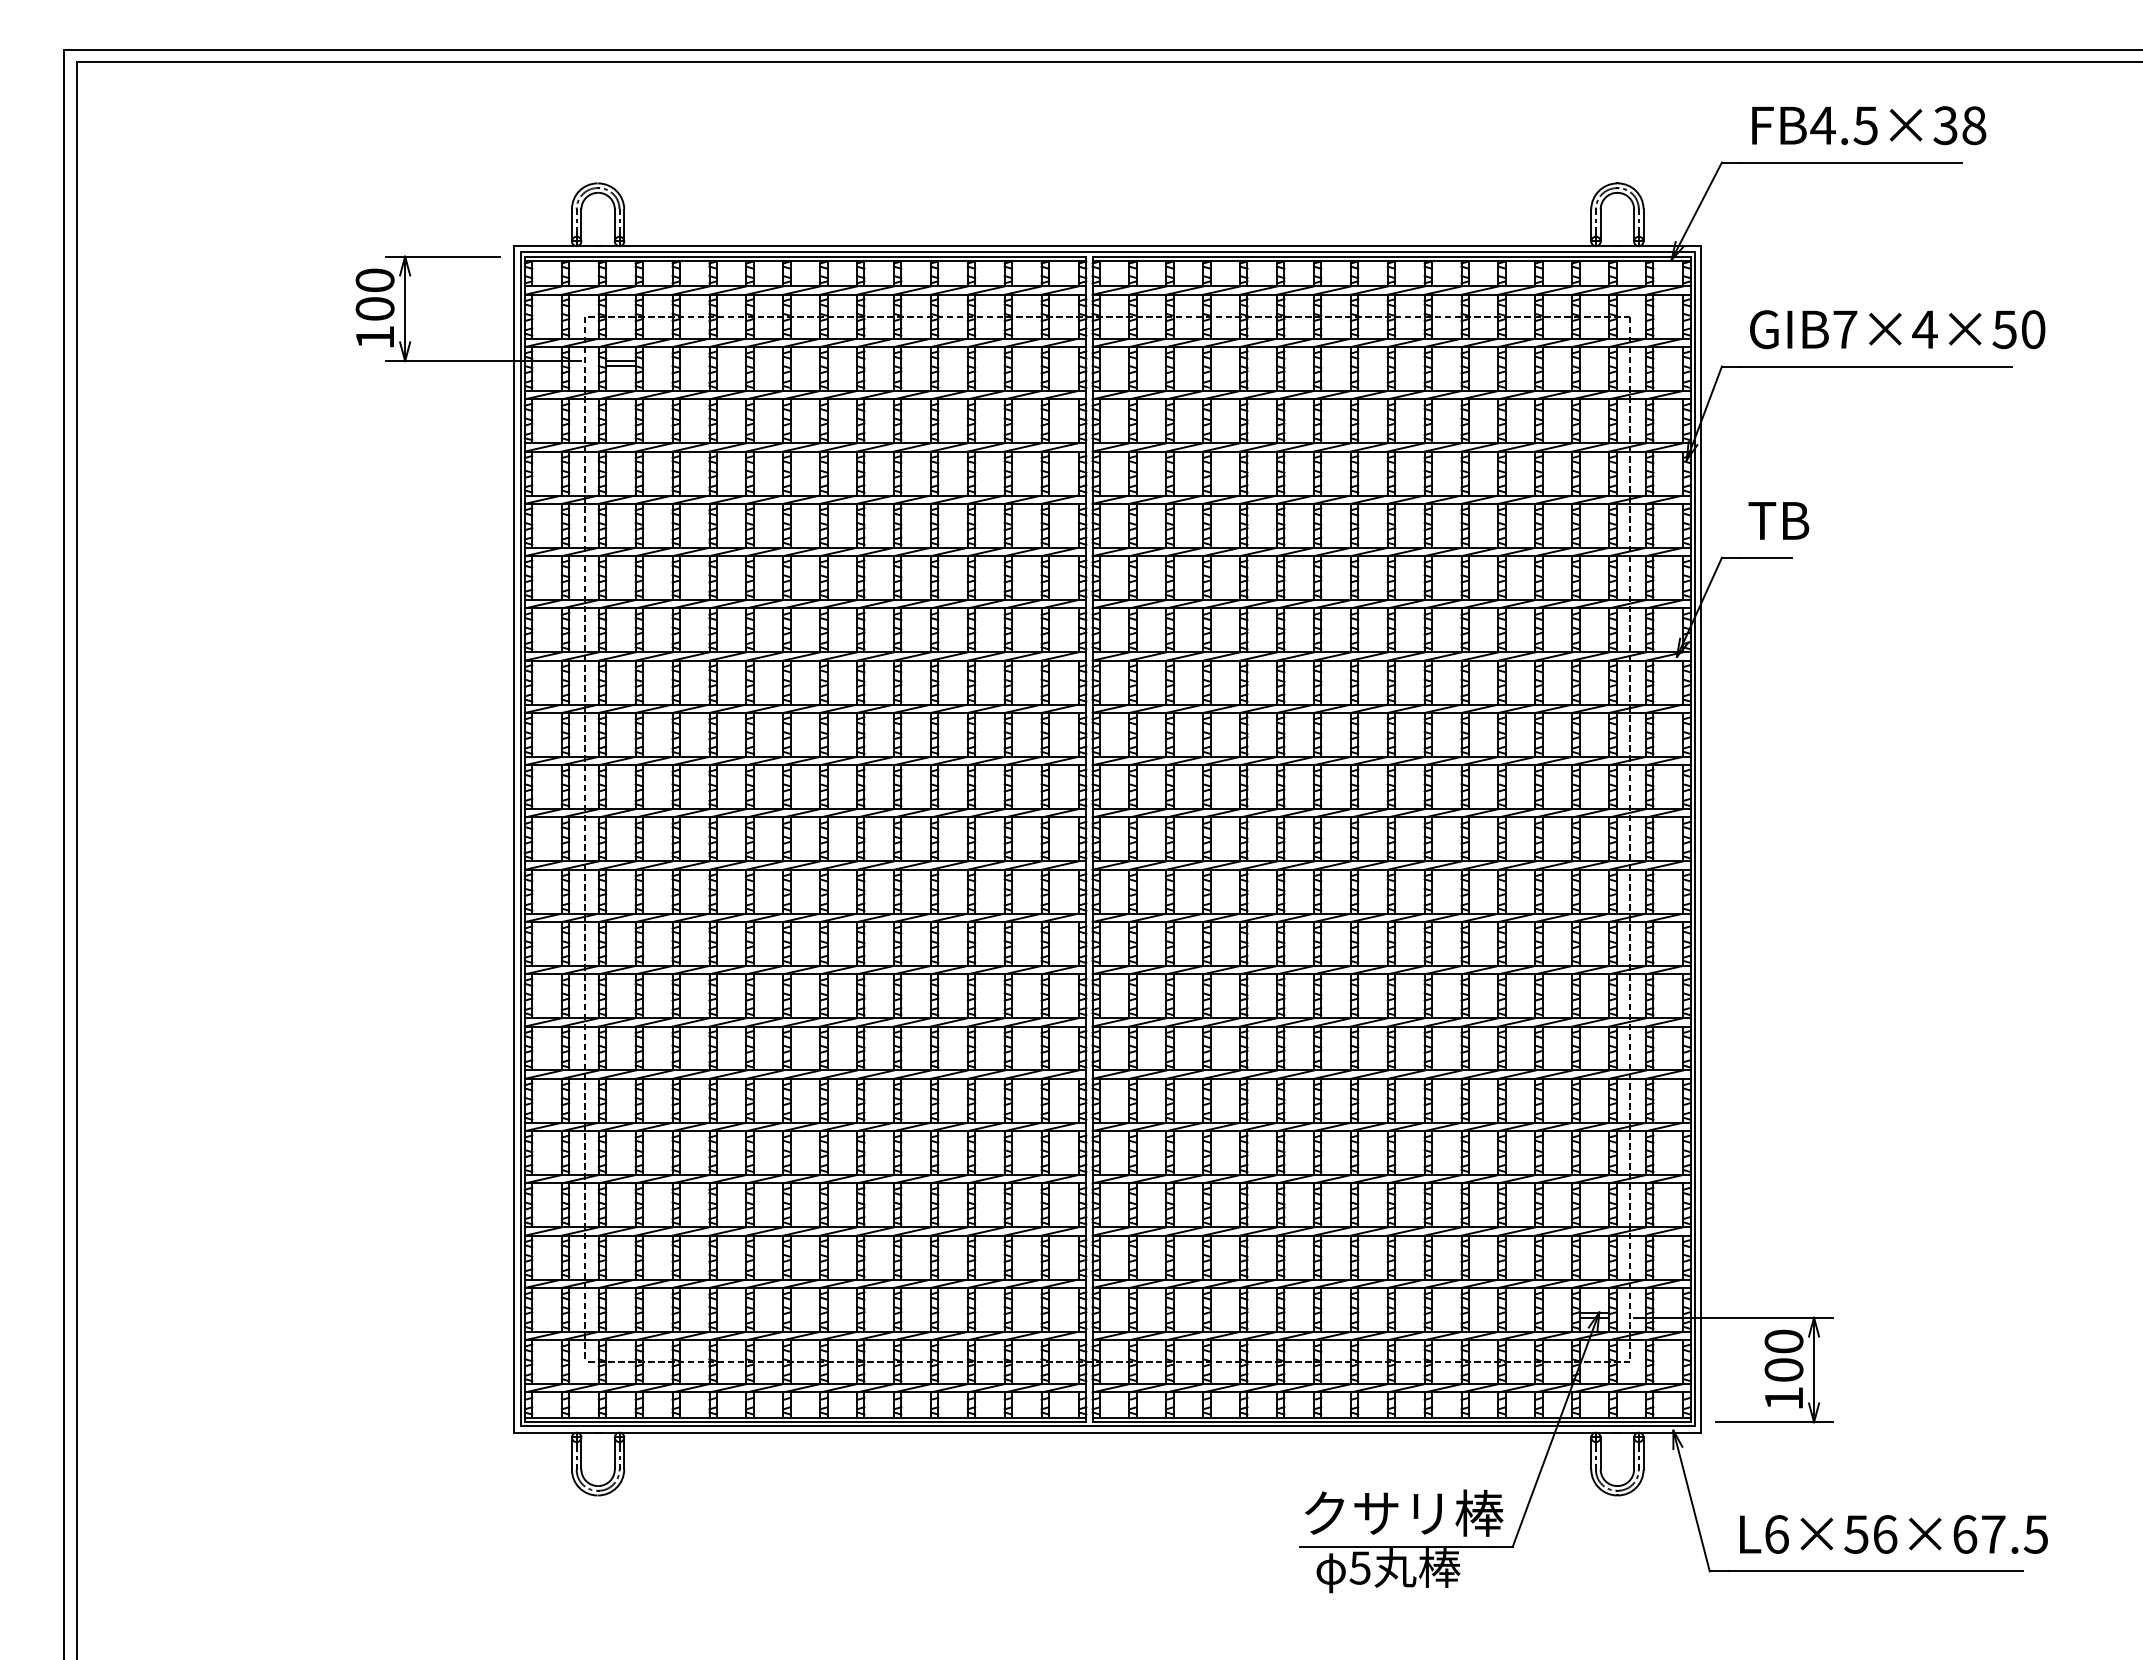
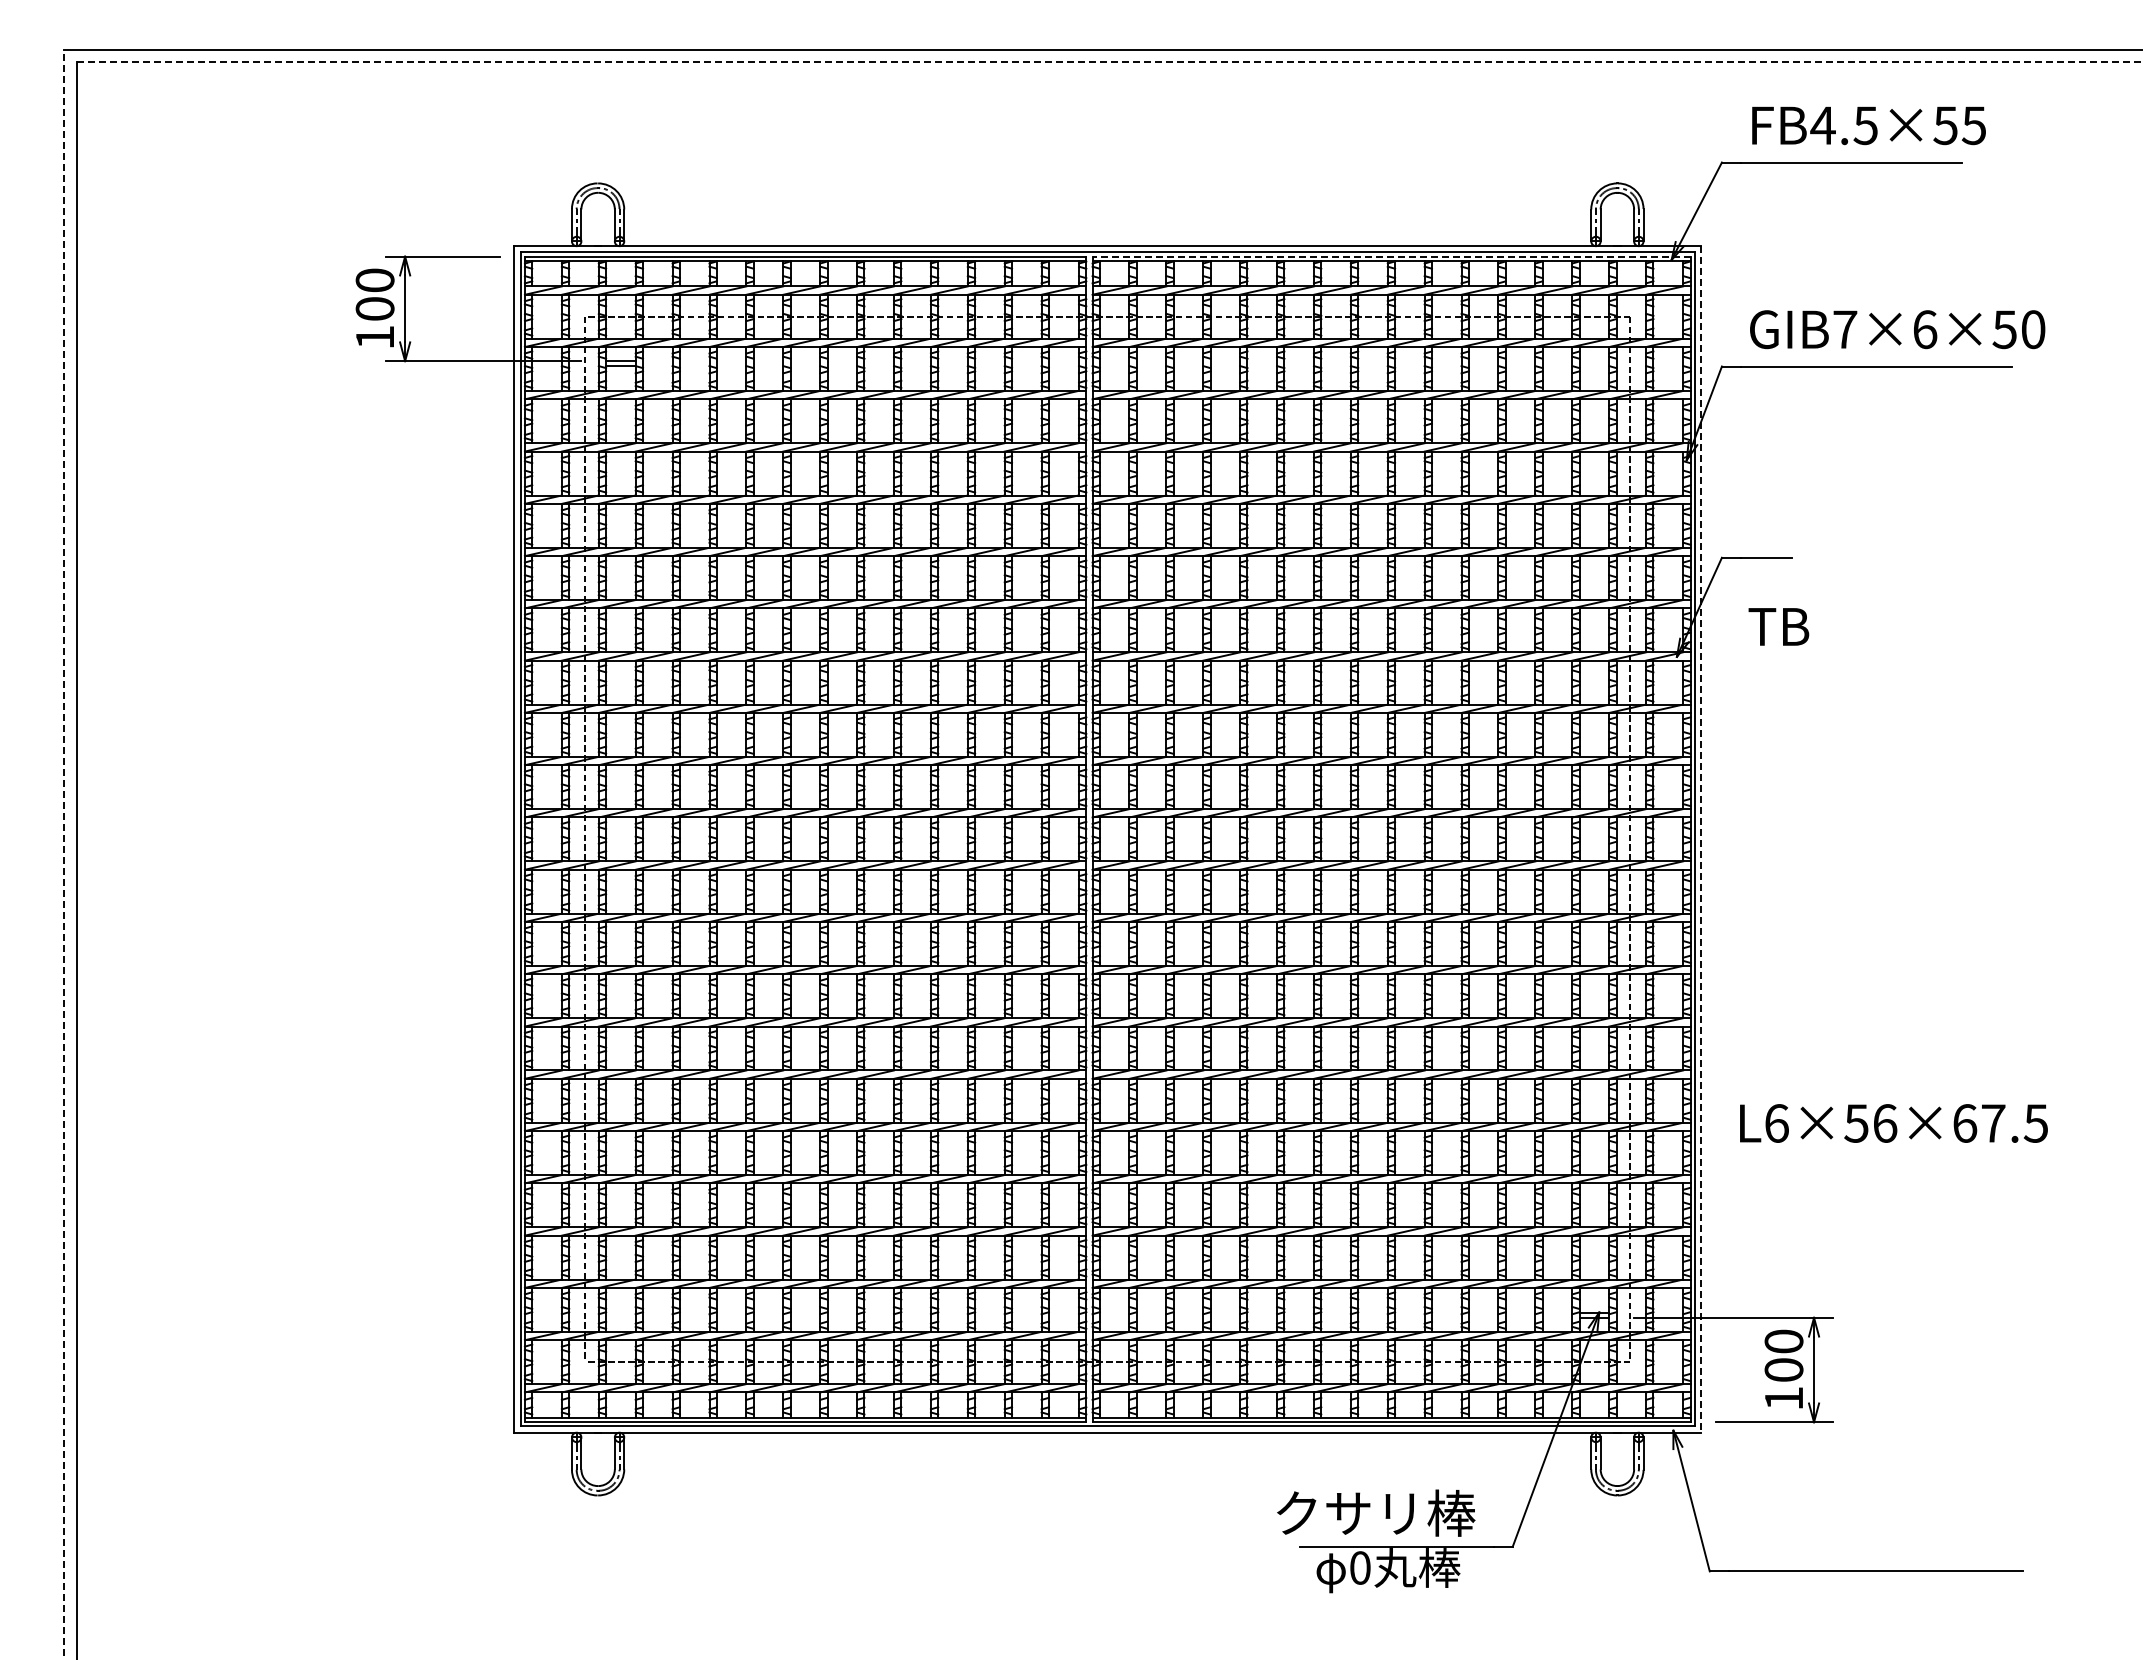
line: solid -> dashed (1109, 61)
text: FB4.5×38 -> FB4.5×55 (1959, 125)
line: solid -> dashed (1391, 256)
text: GIB7×4×50 -> GIB7×6×50 (1924, 329)
text position: (1778, 520) -> (1778, 626) (1778, 626)
line: solid -> dashed (1701, 839)
line: solid -> dashed (64, 854)
text position: (1404, 1512) -> (1376, 1512) (1376, 1512)
text position: (1893, 1534) -> (1893, 1123) (1893, 1123)
text: 5 -> 0 (1359, 1567)
